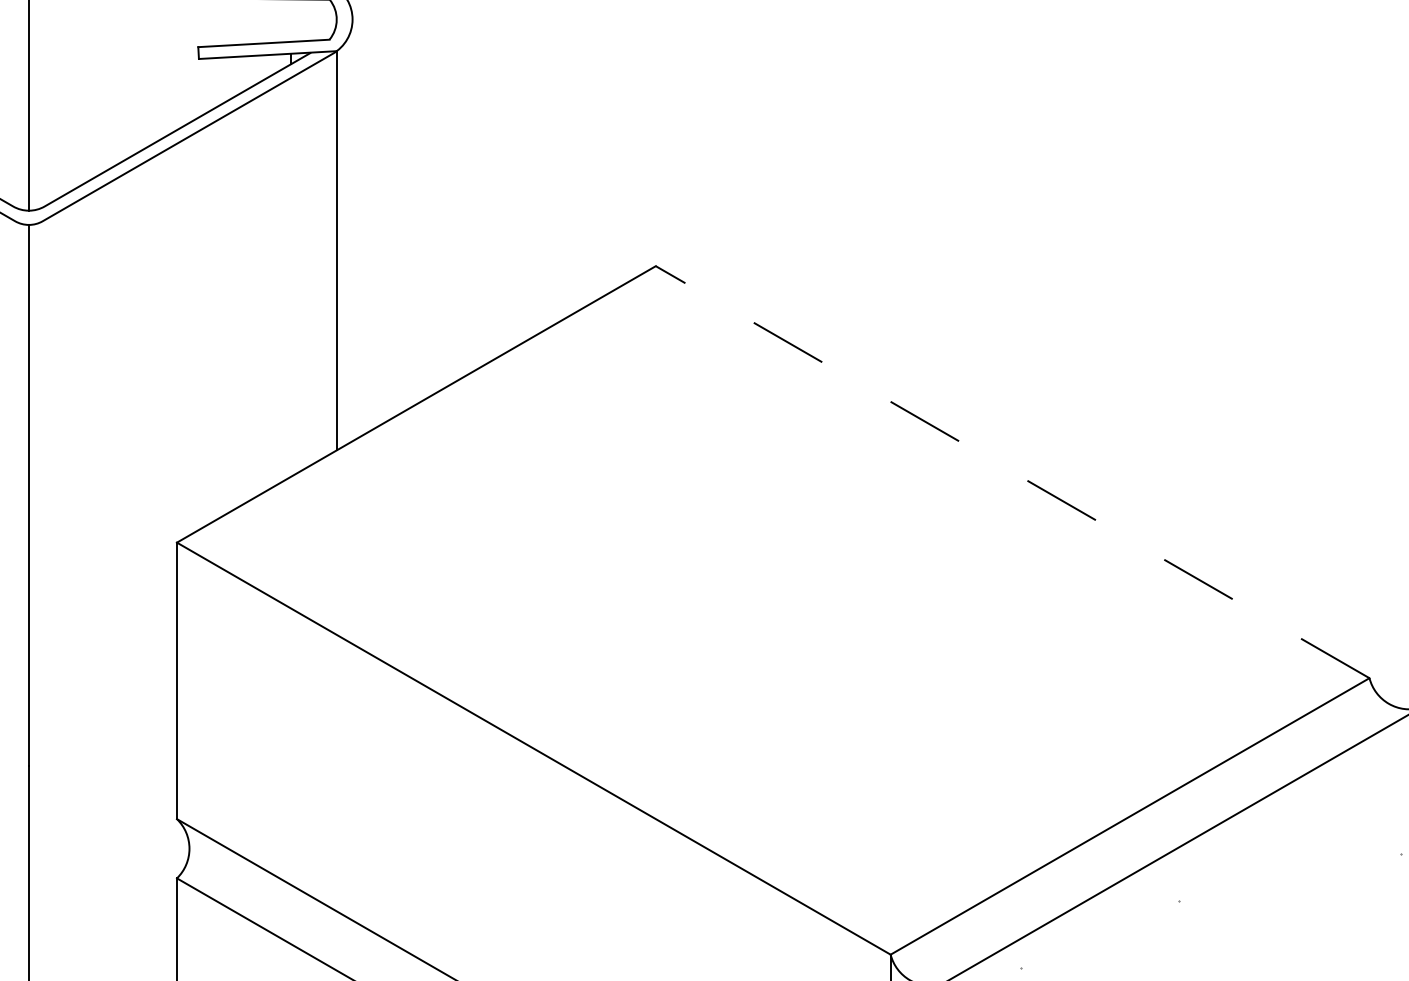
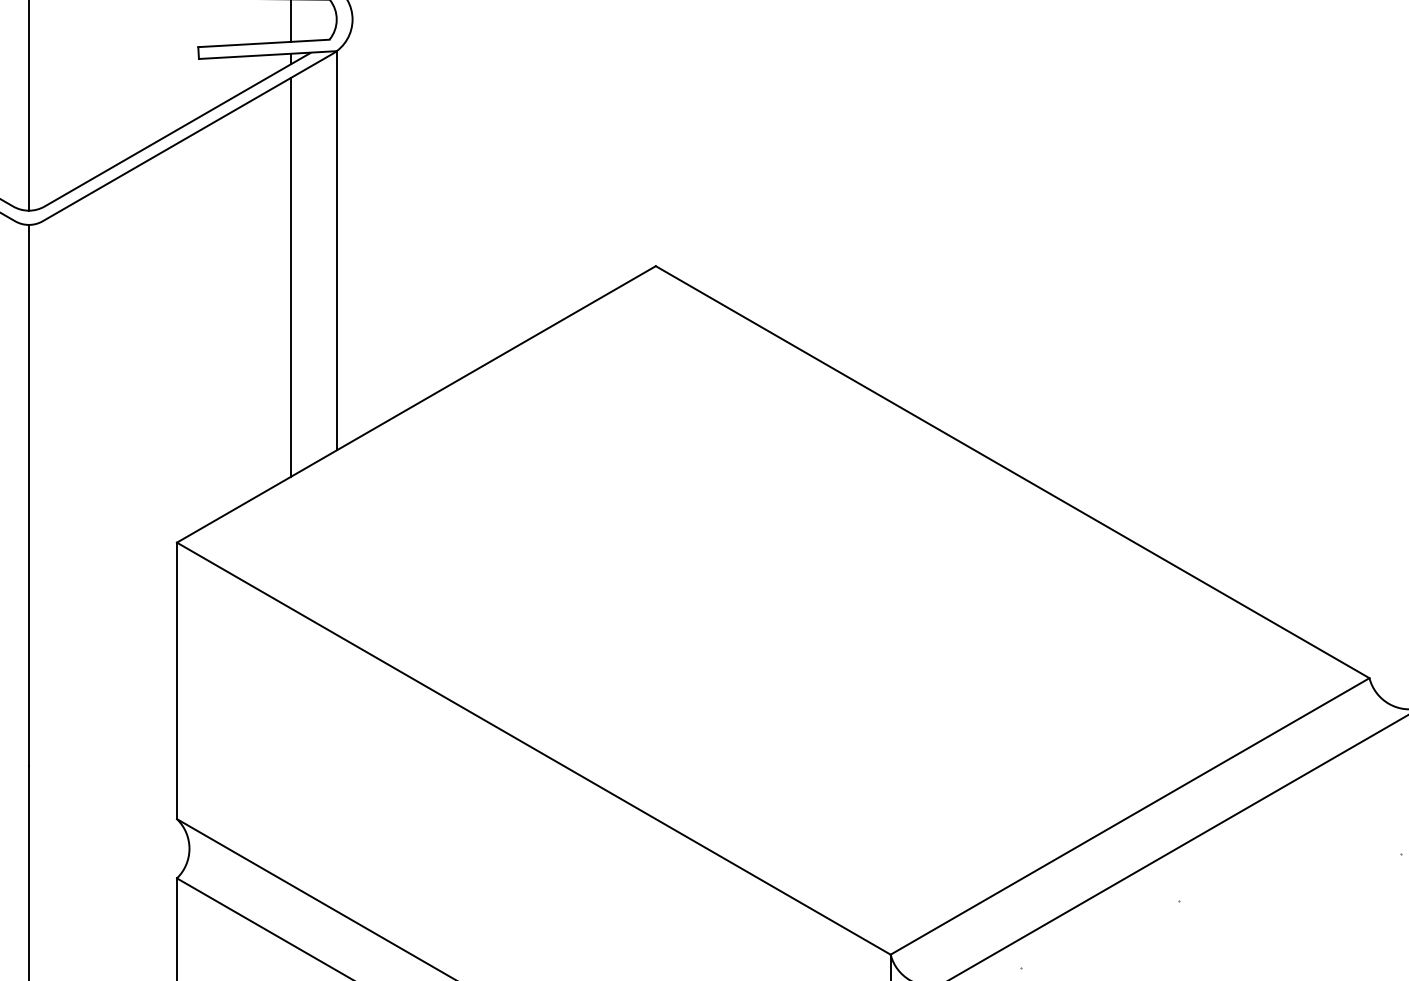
line: none -> present (290, 21)
line: none -> present (290, 277)
line: dashed -> solid (1012, 471)
